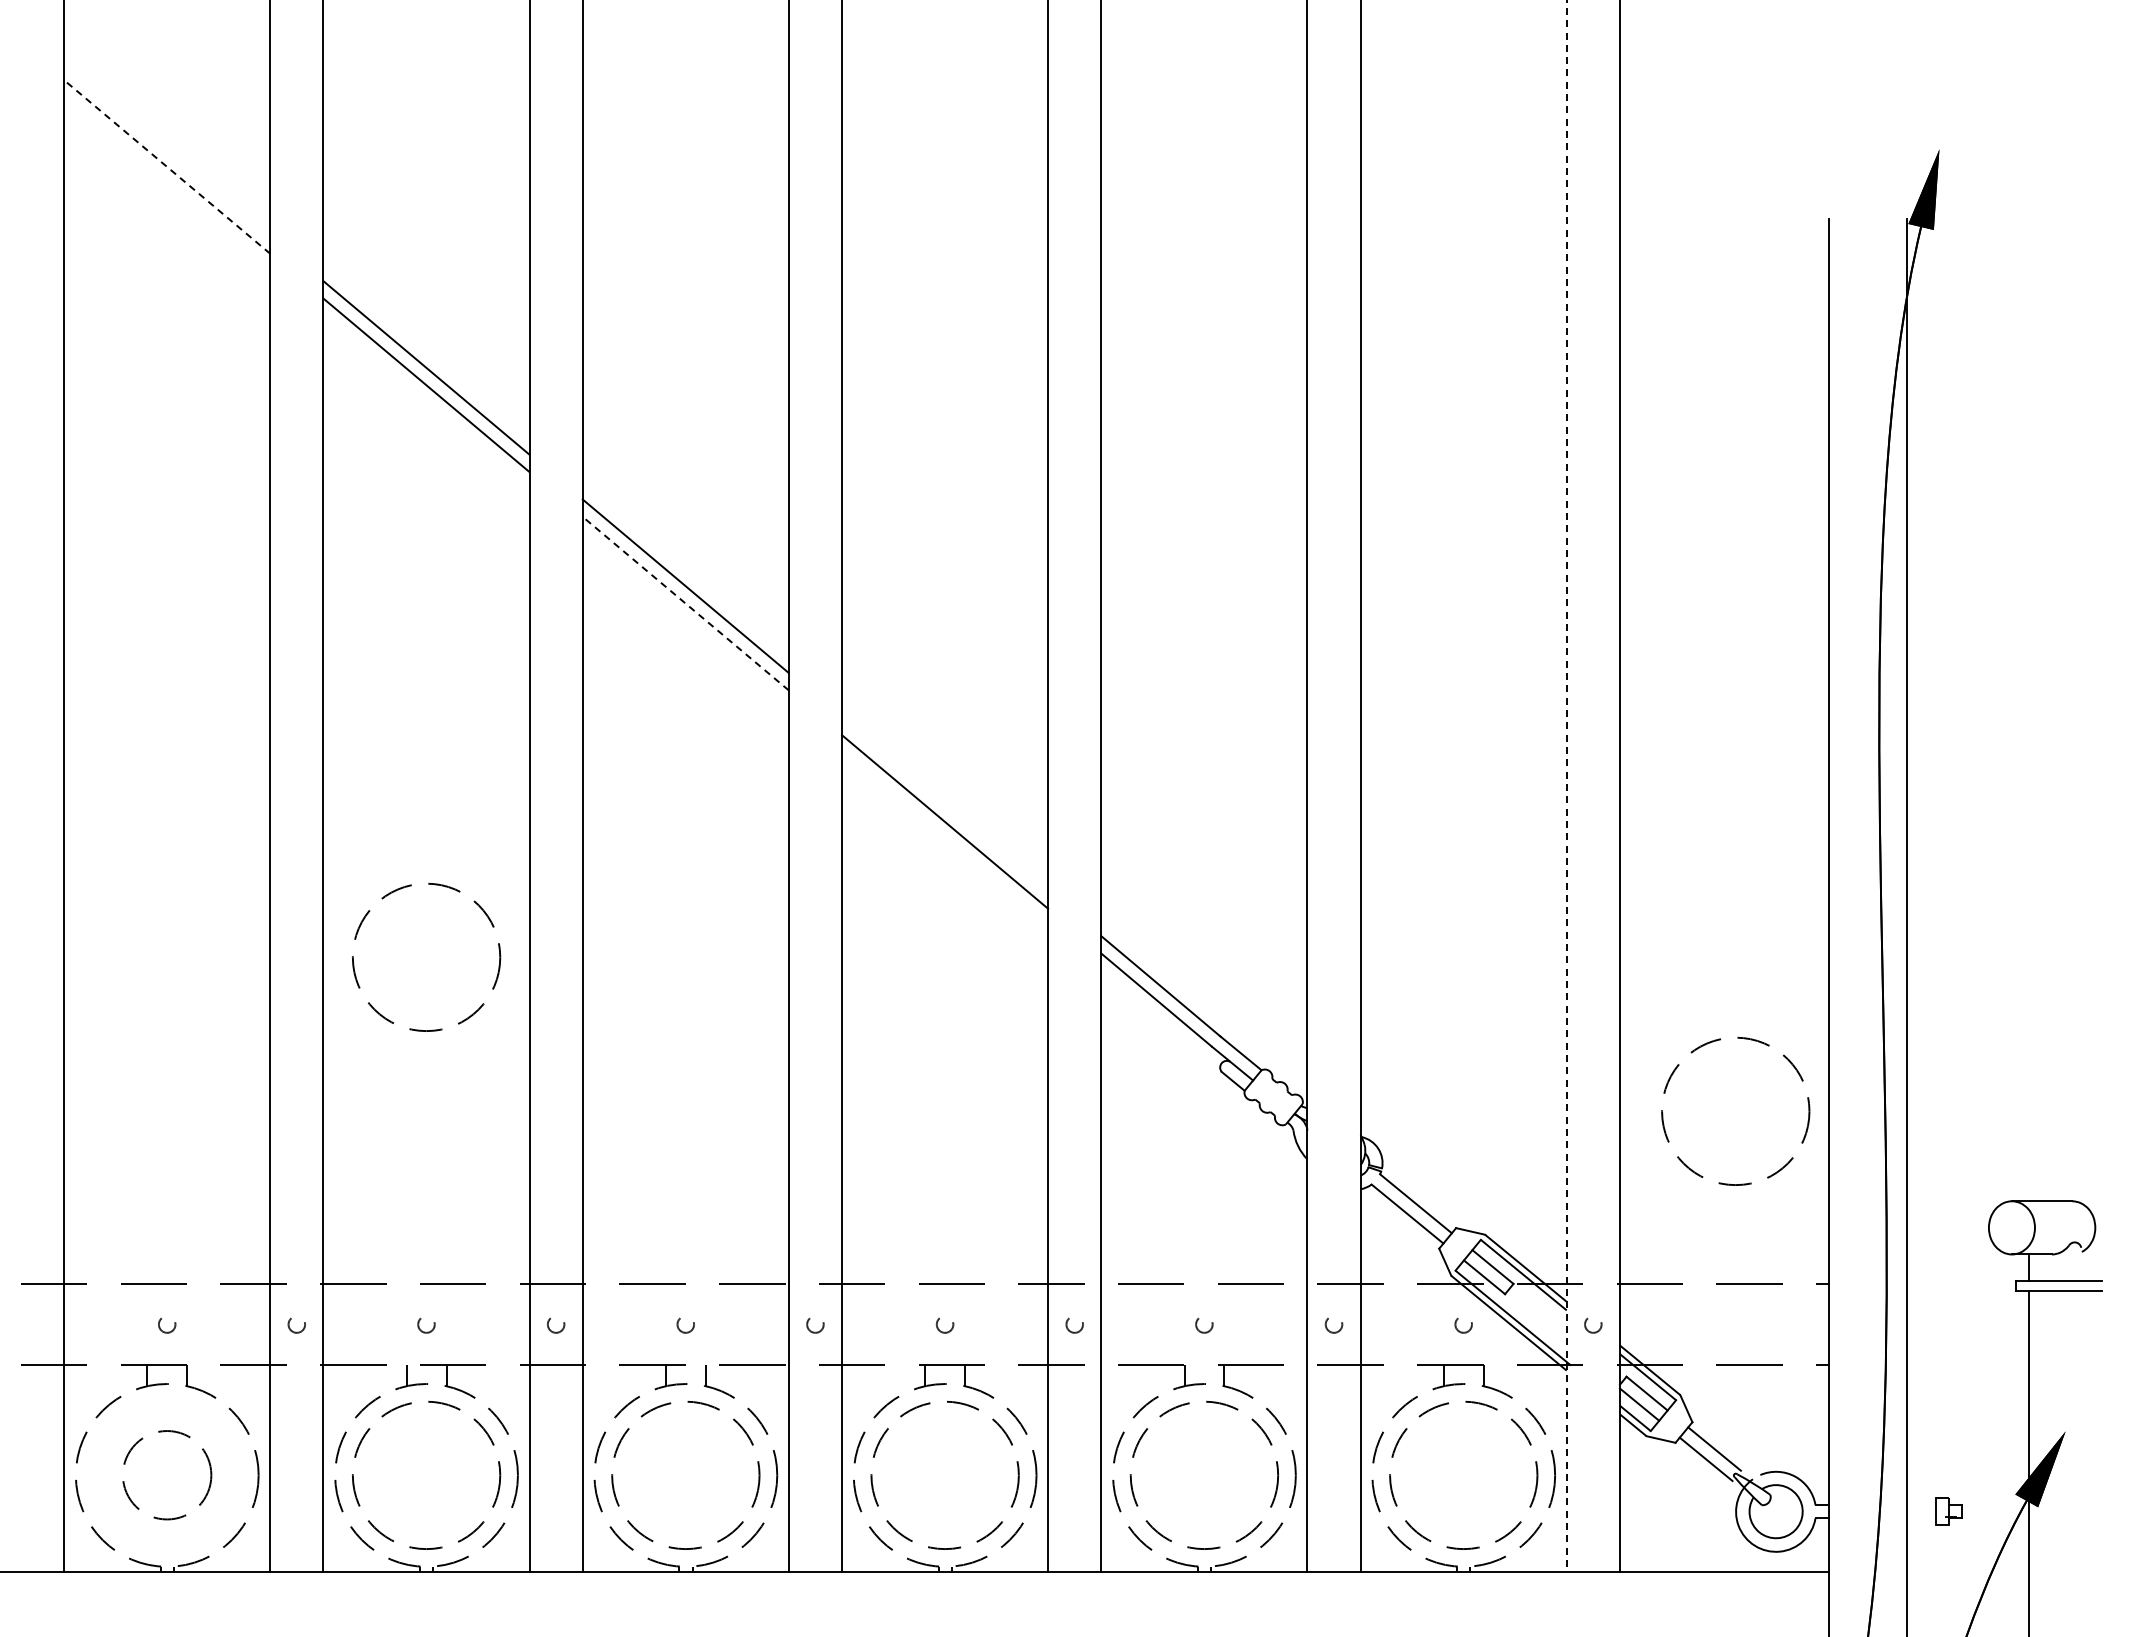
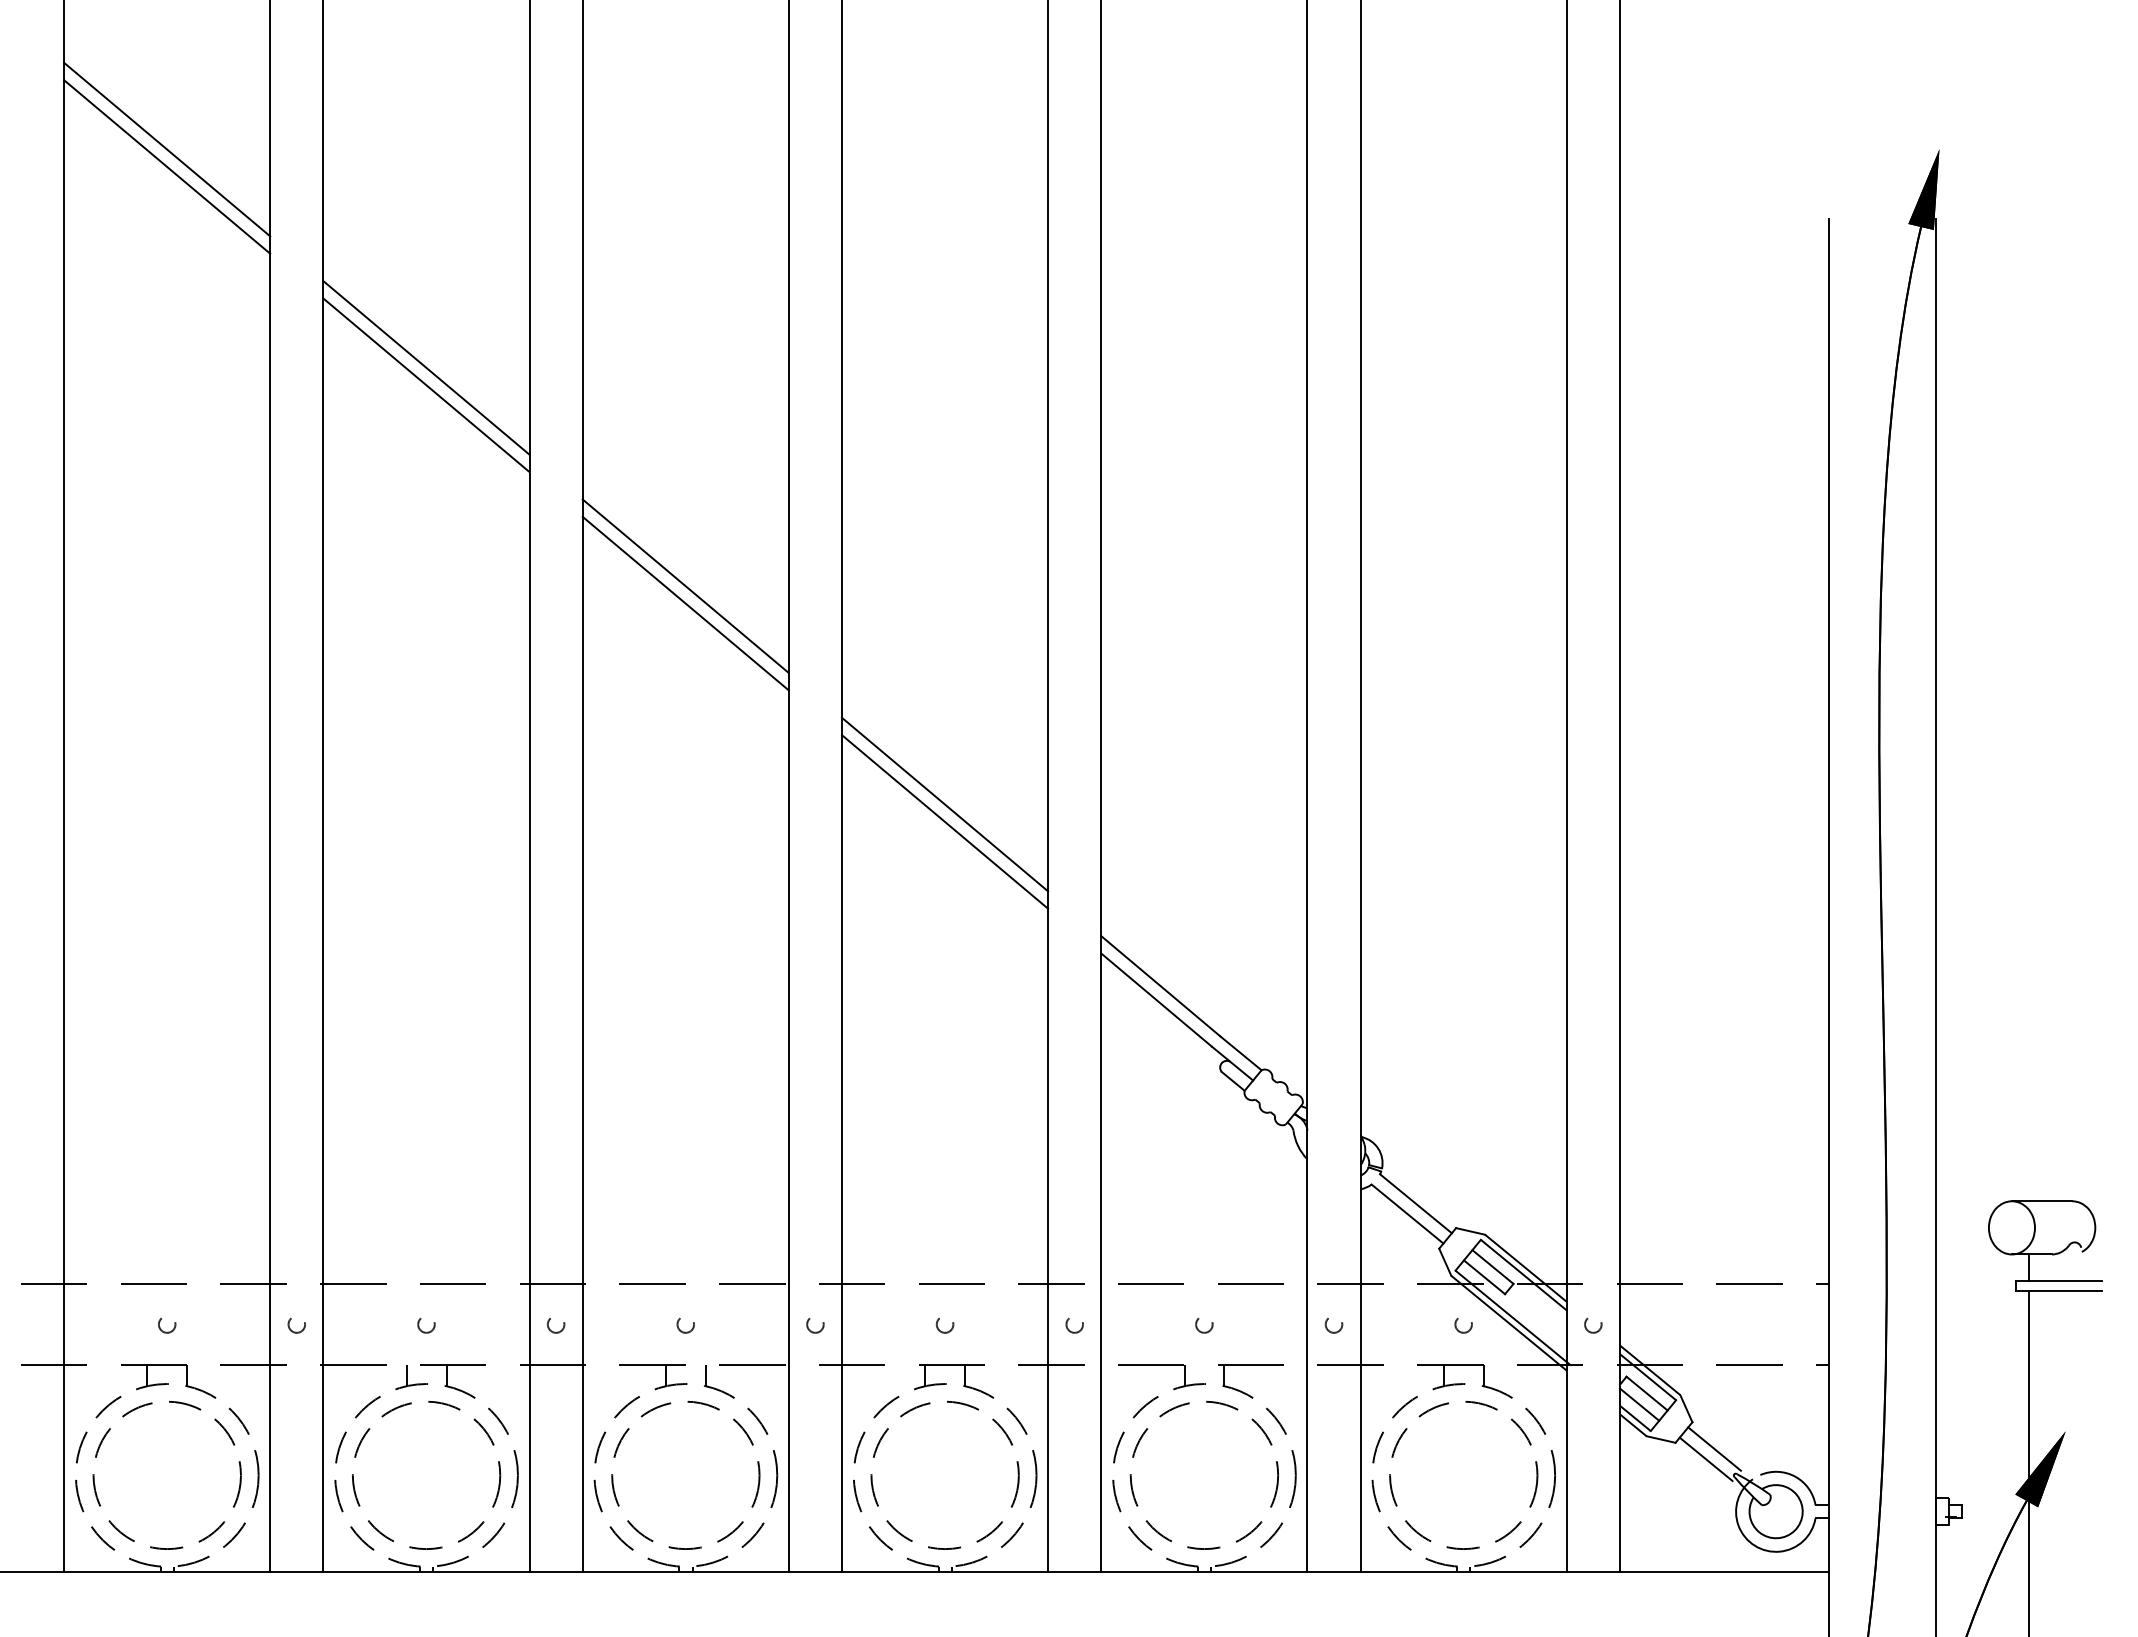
line: none -> present (167, 149)
line: dashed -> solid (167, 166)
line: dashed -> solid (685, 603)
line: dashed -> solid (1566, 786)
line: none -> present (945, 804)
line position: (1906, 926) -> (1935, 926) (1935, 926)
circle: present -> none (426, 956)
circle: present -> none (1735, 1110)
circle size: 91x91 px -> 150x150 px (166, 1474)
